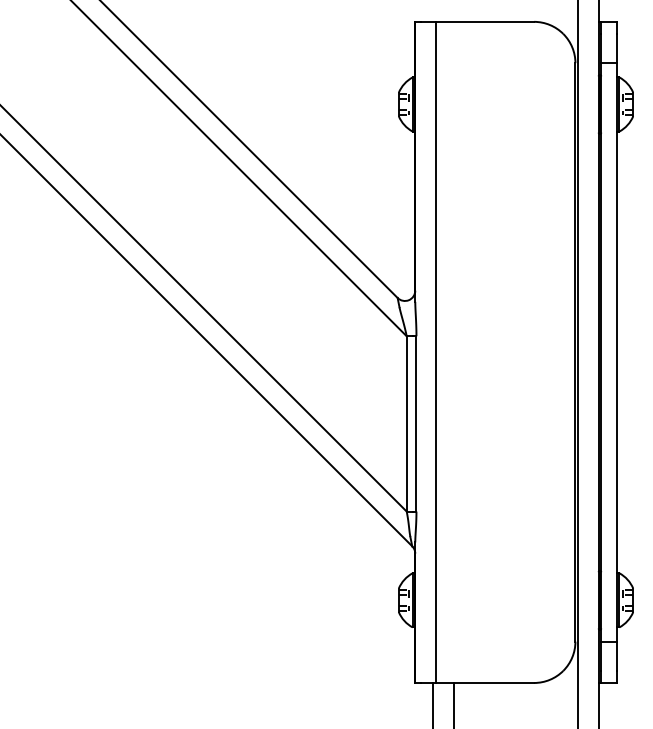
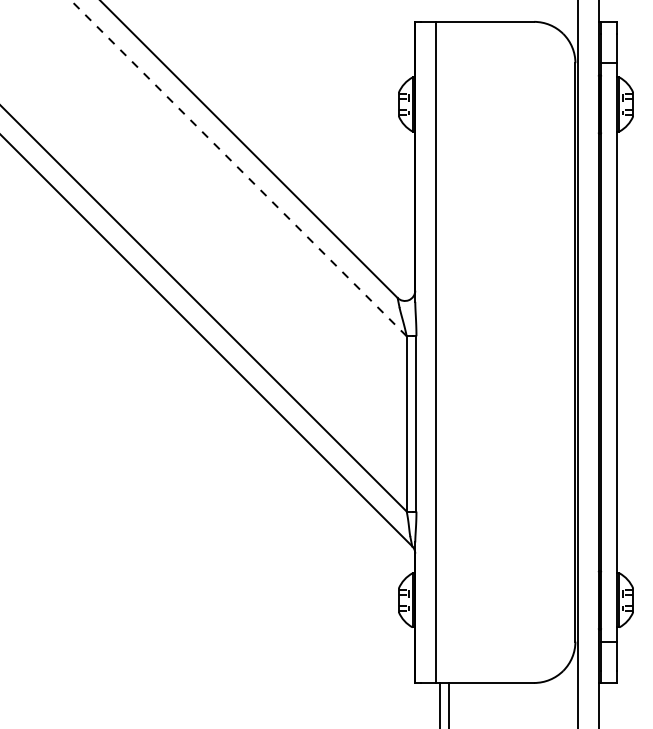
line: solid -> dashed (238, 168)
line position: (433, 703) -> (440, 703) (440, 703)
line position: (454, 703) -> (449, 703) (449, 703)
